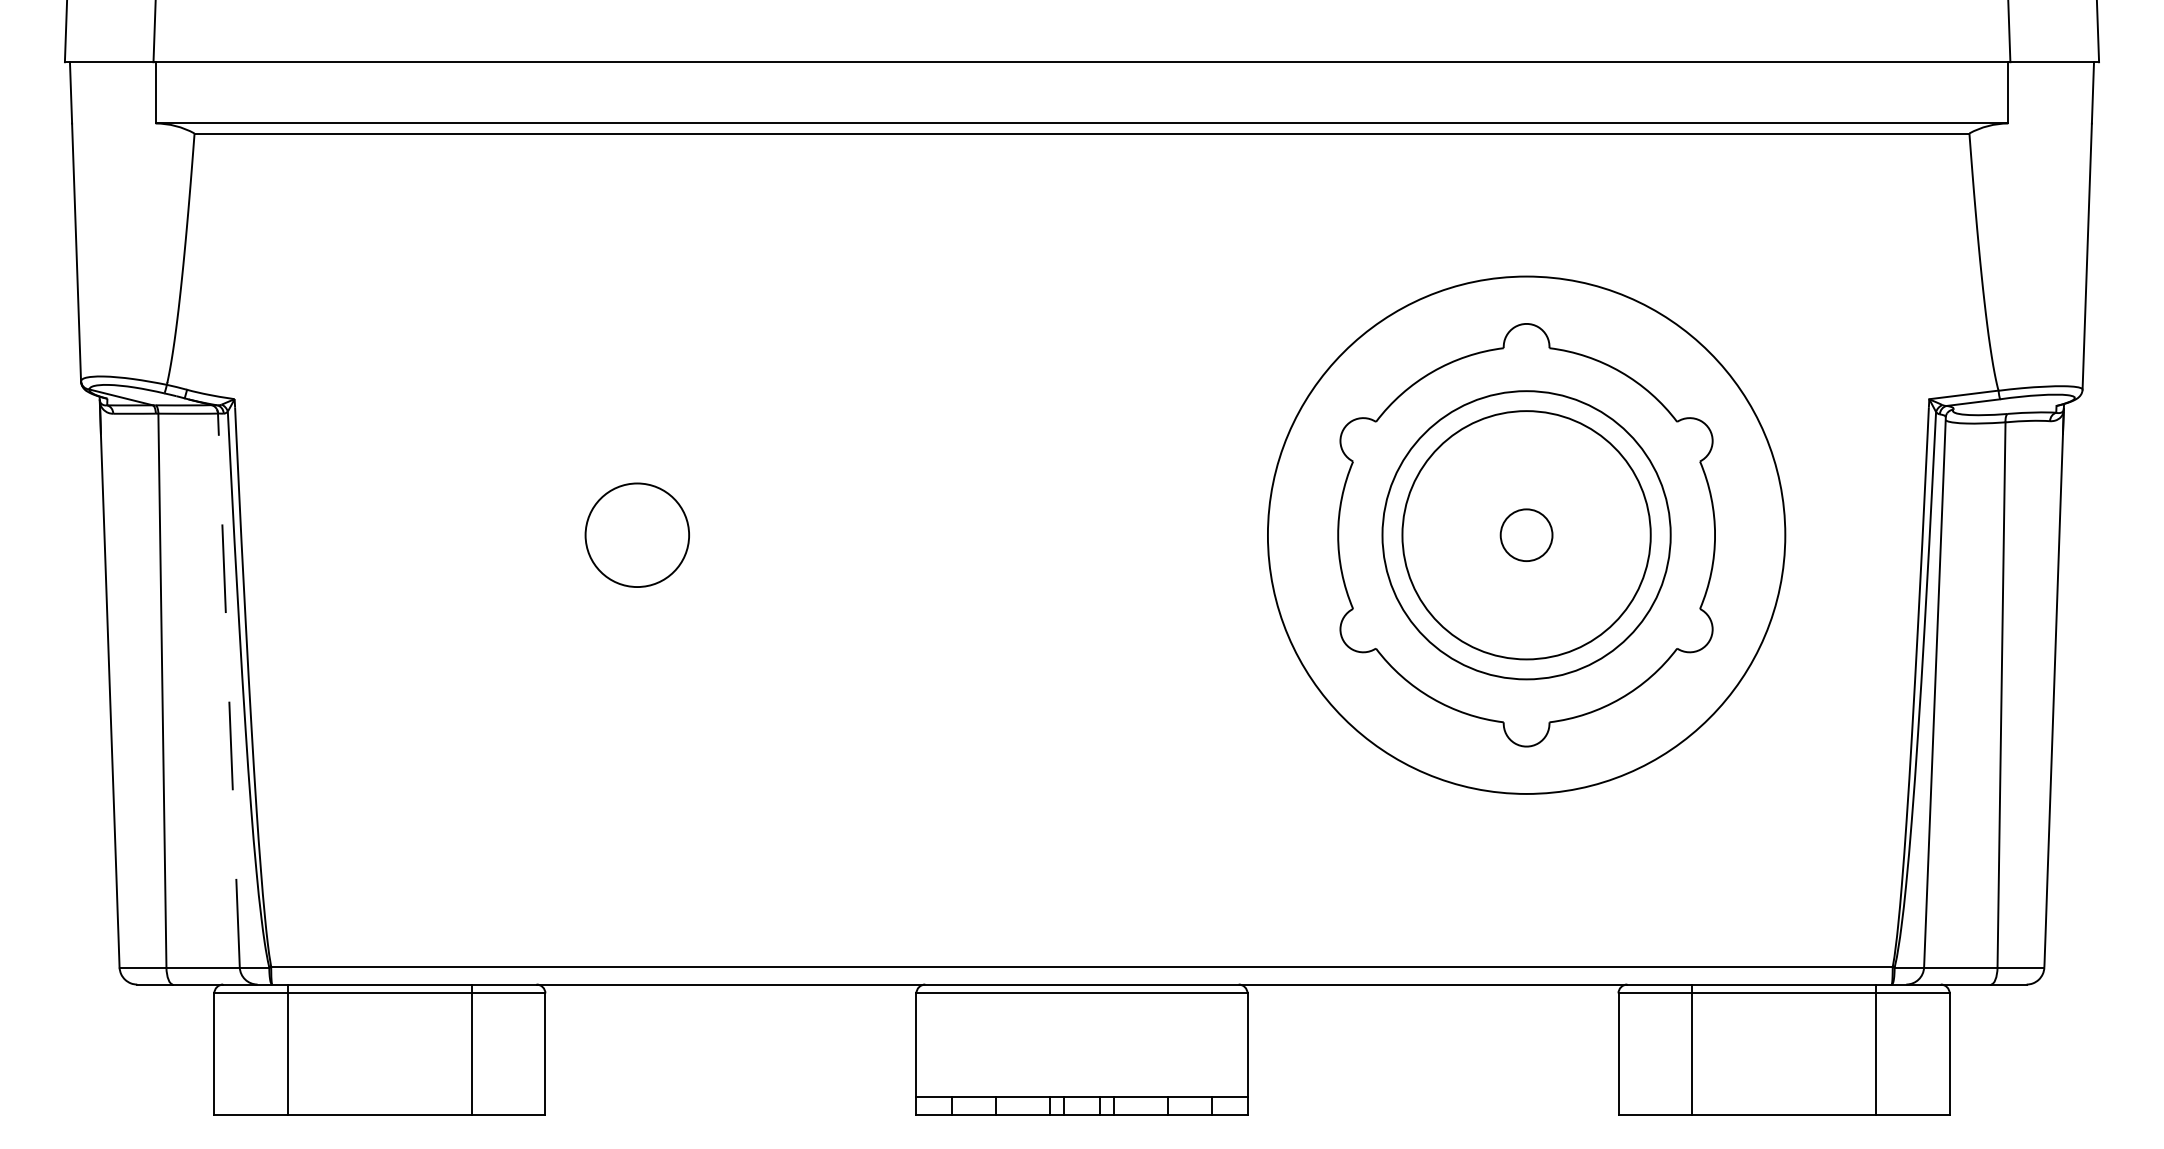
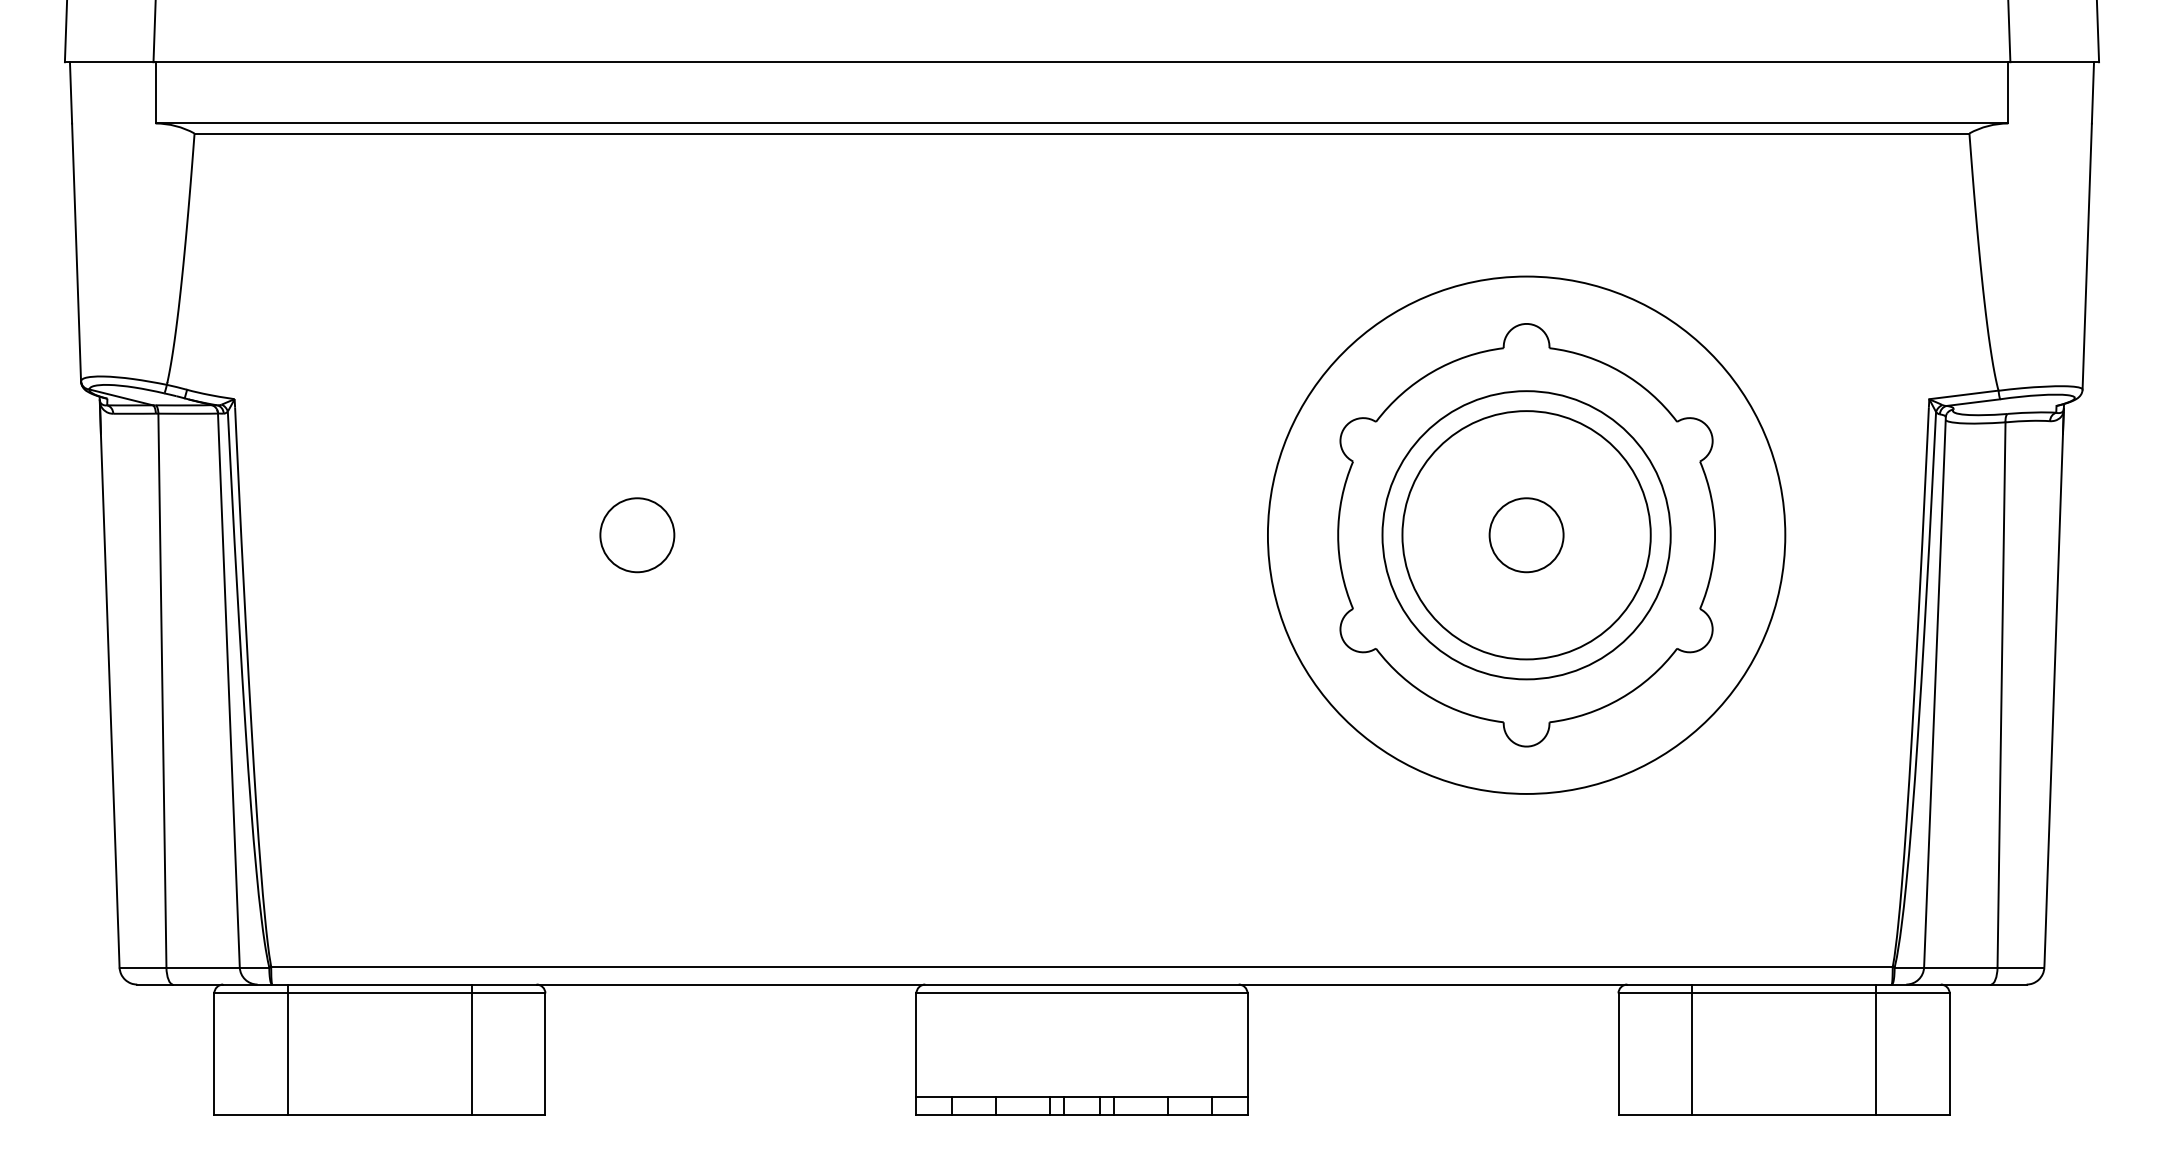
circle diameter: 104 px -> 74 px (637, 535)
circle diameter: 52 px -> 74 px (1526, 535)
line: dashed -> solid (228, 689)
